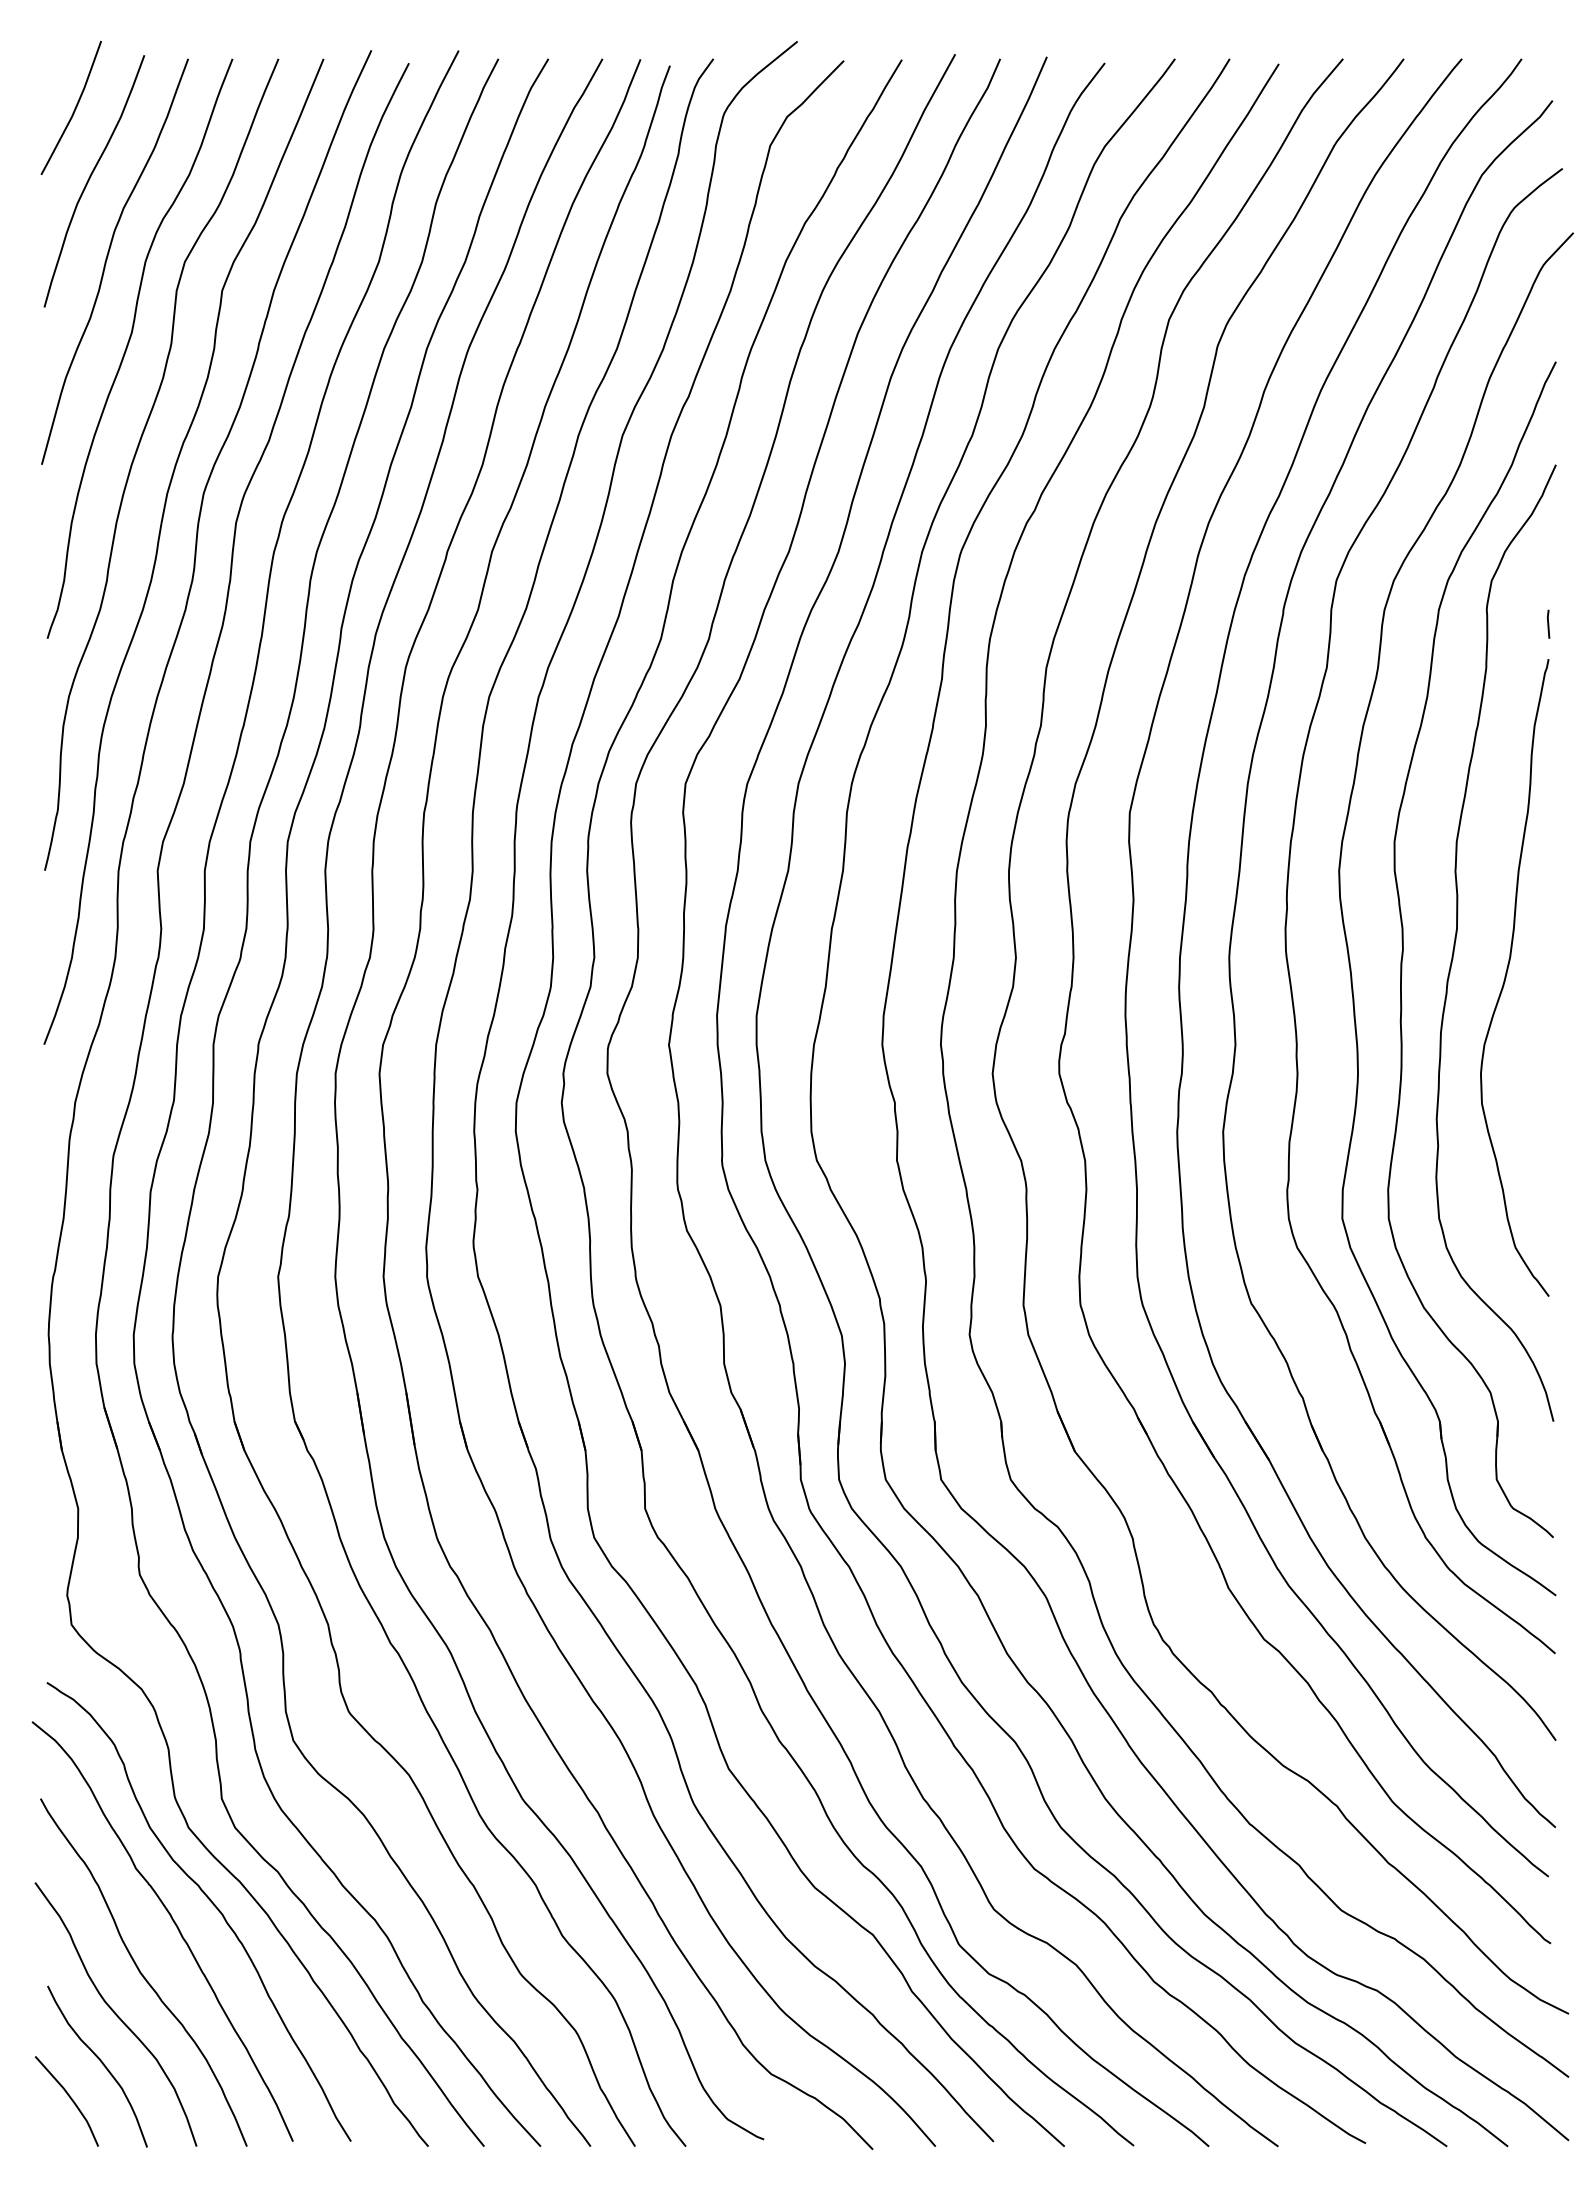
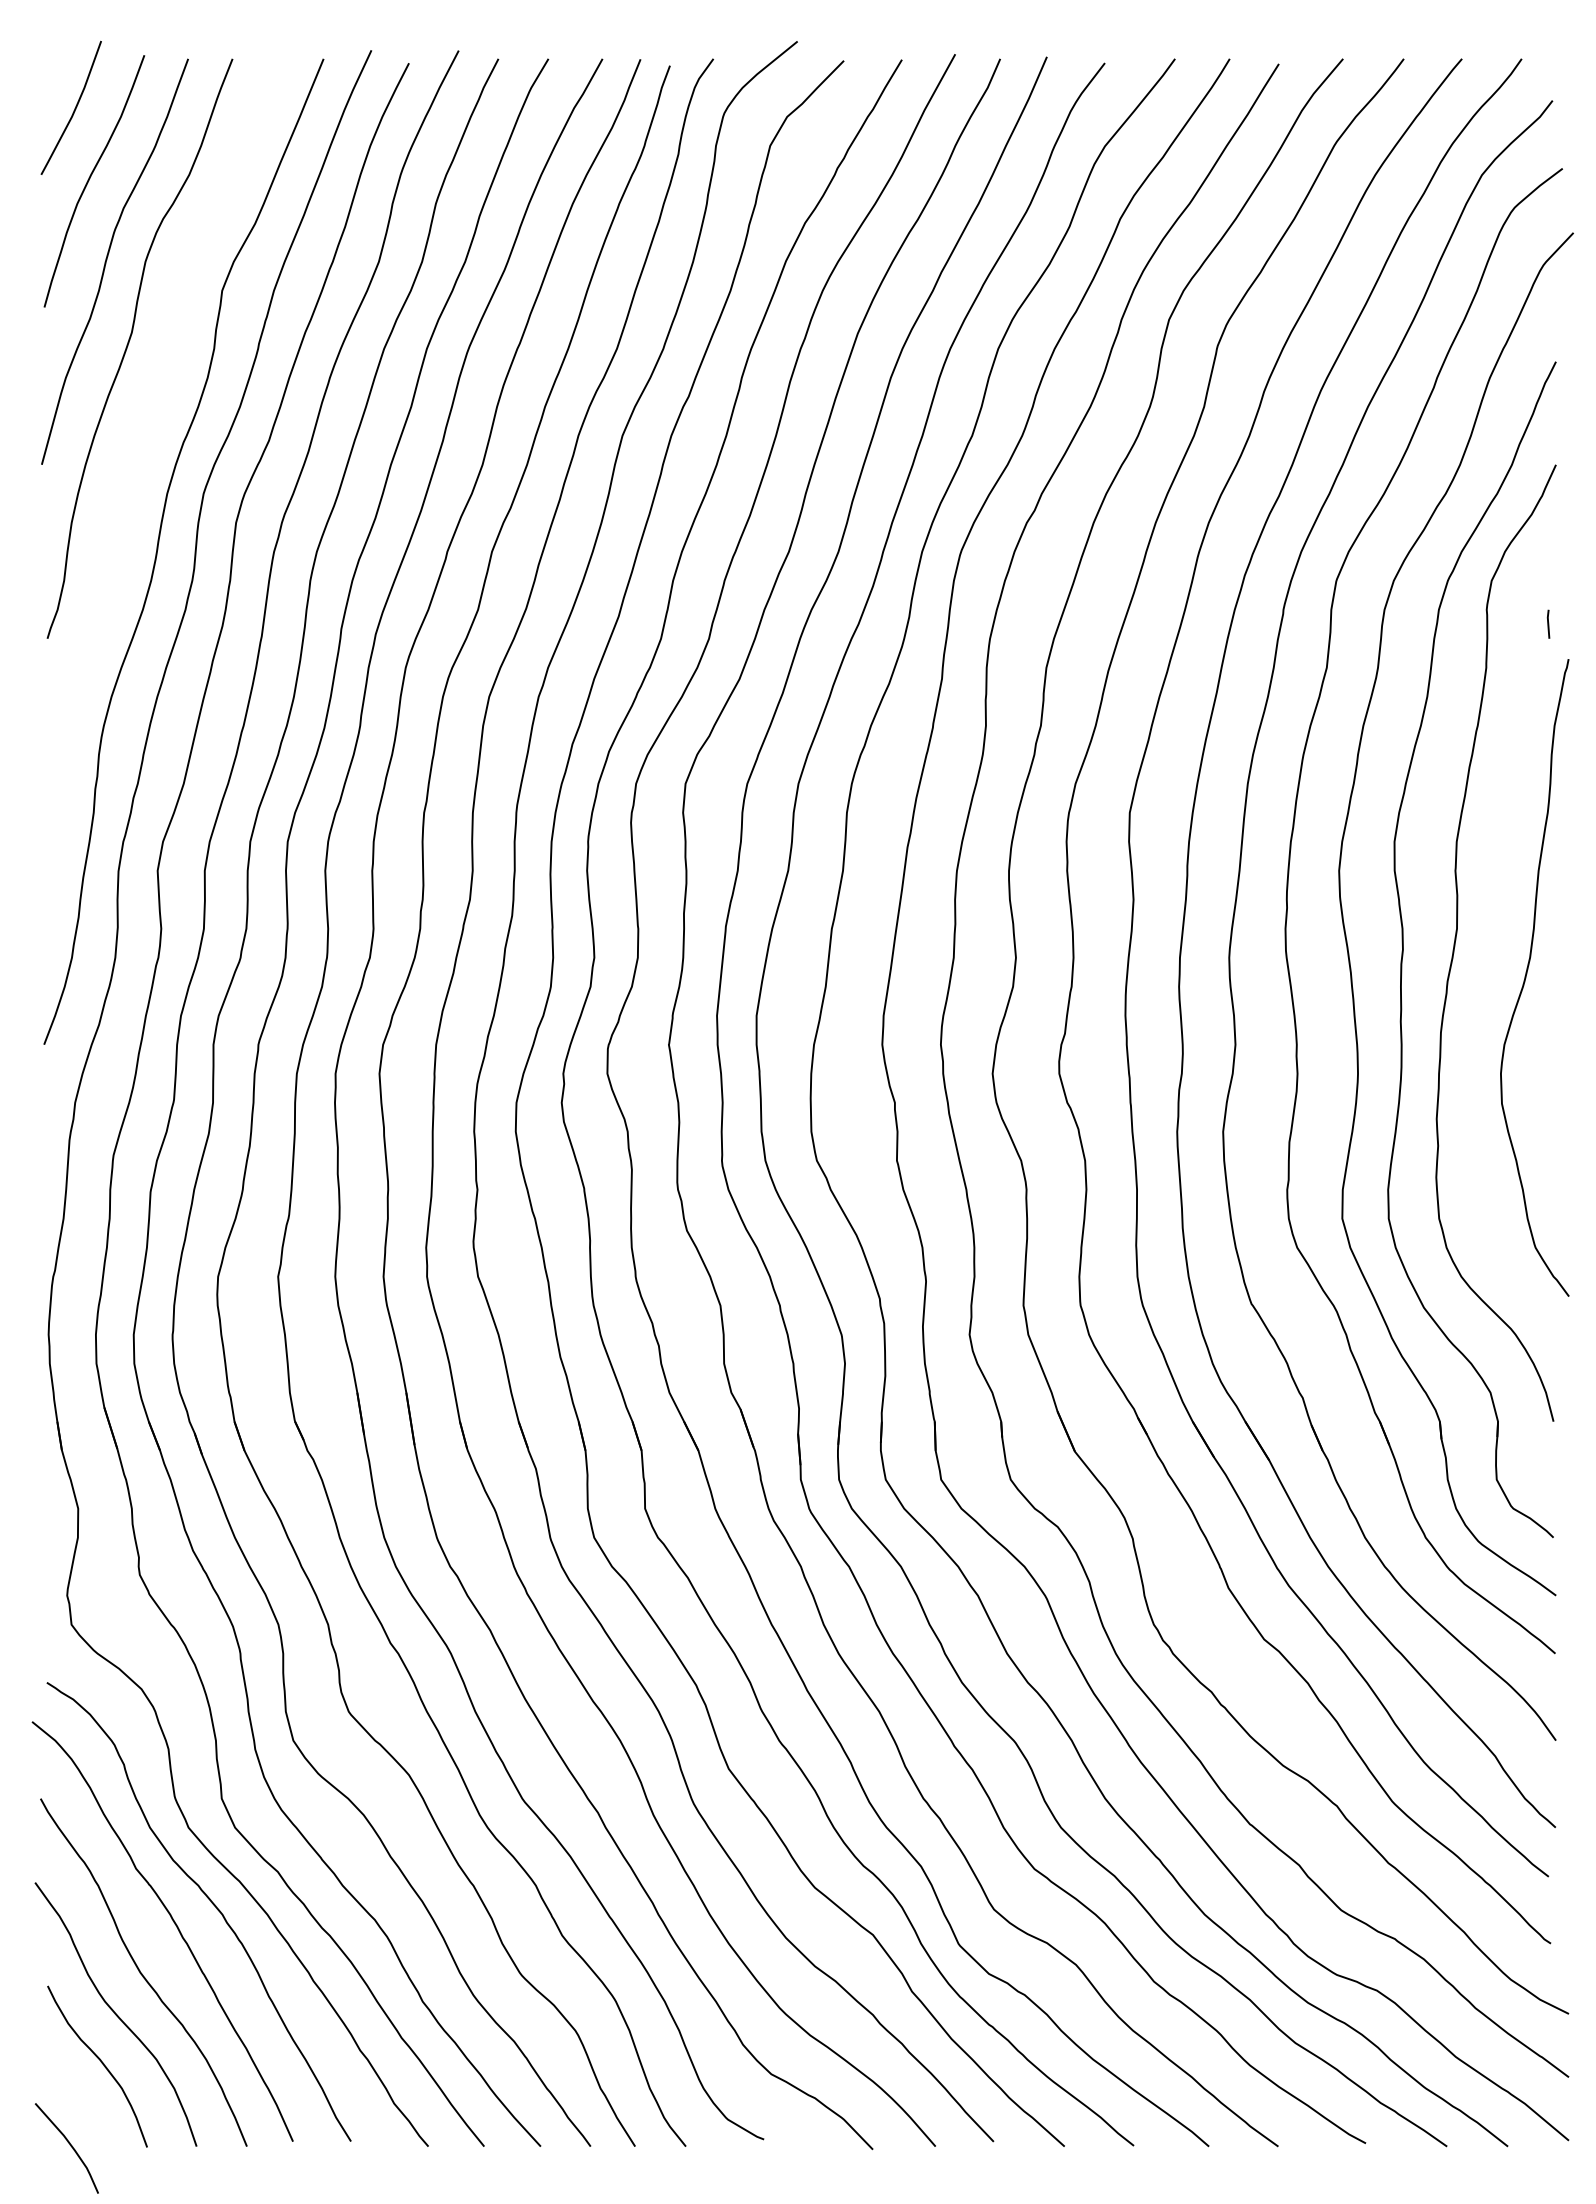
curve: present -> none (136, 454)
curve position: (1507, 974) -> (1527, 974) (1527, 974)
curve position: (70, 2099) -> (70, 2146) (70, 2146)
